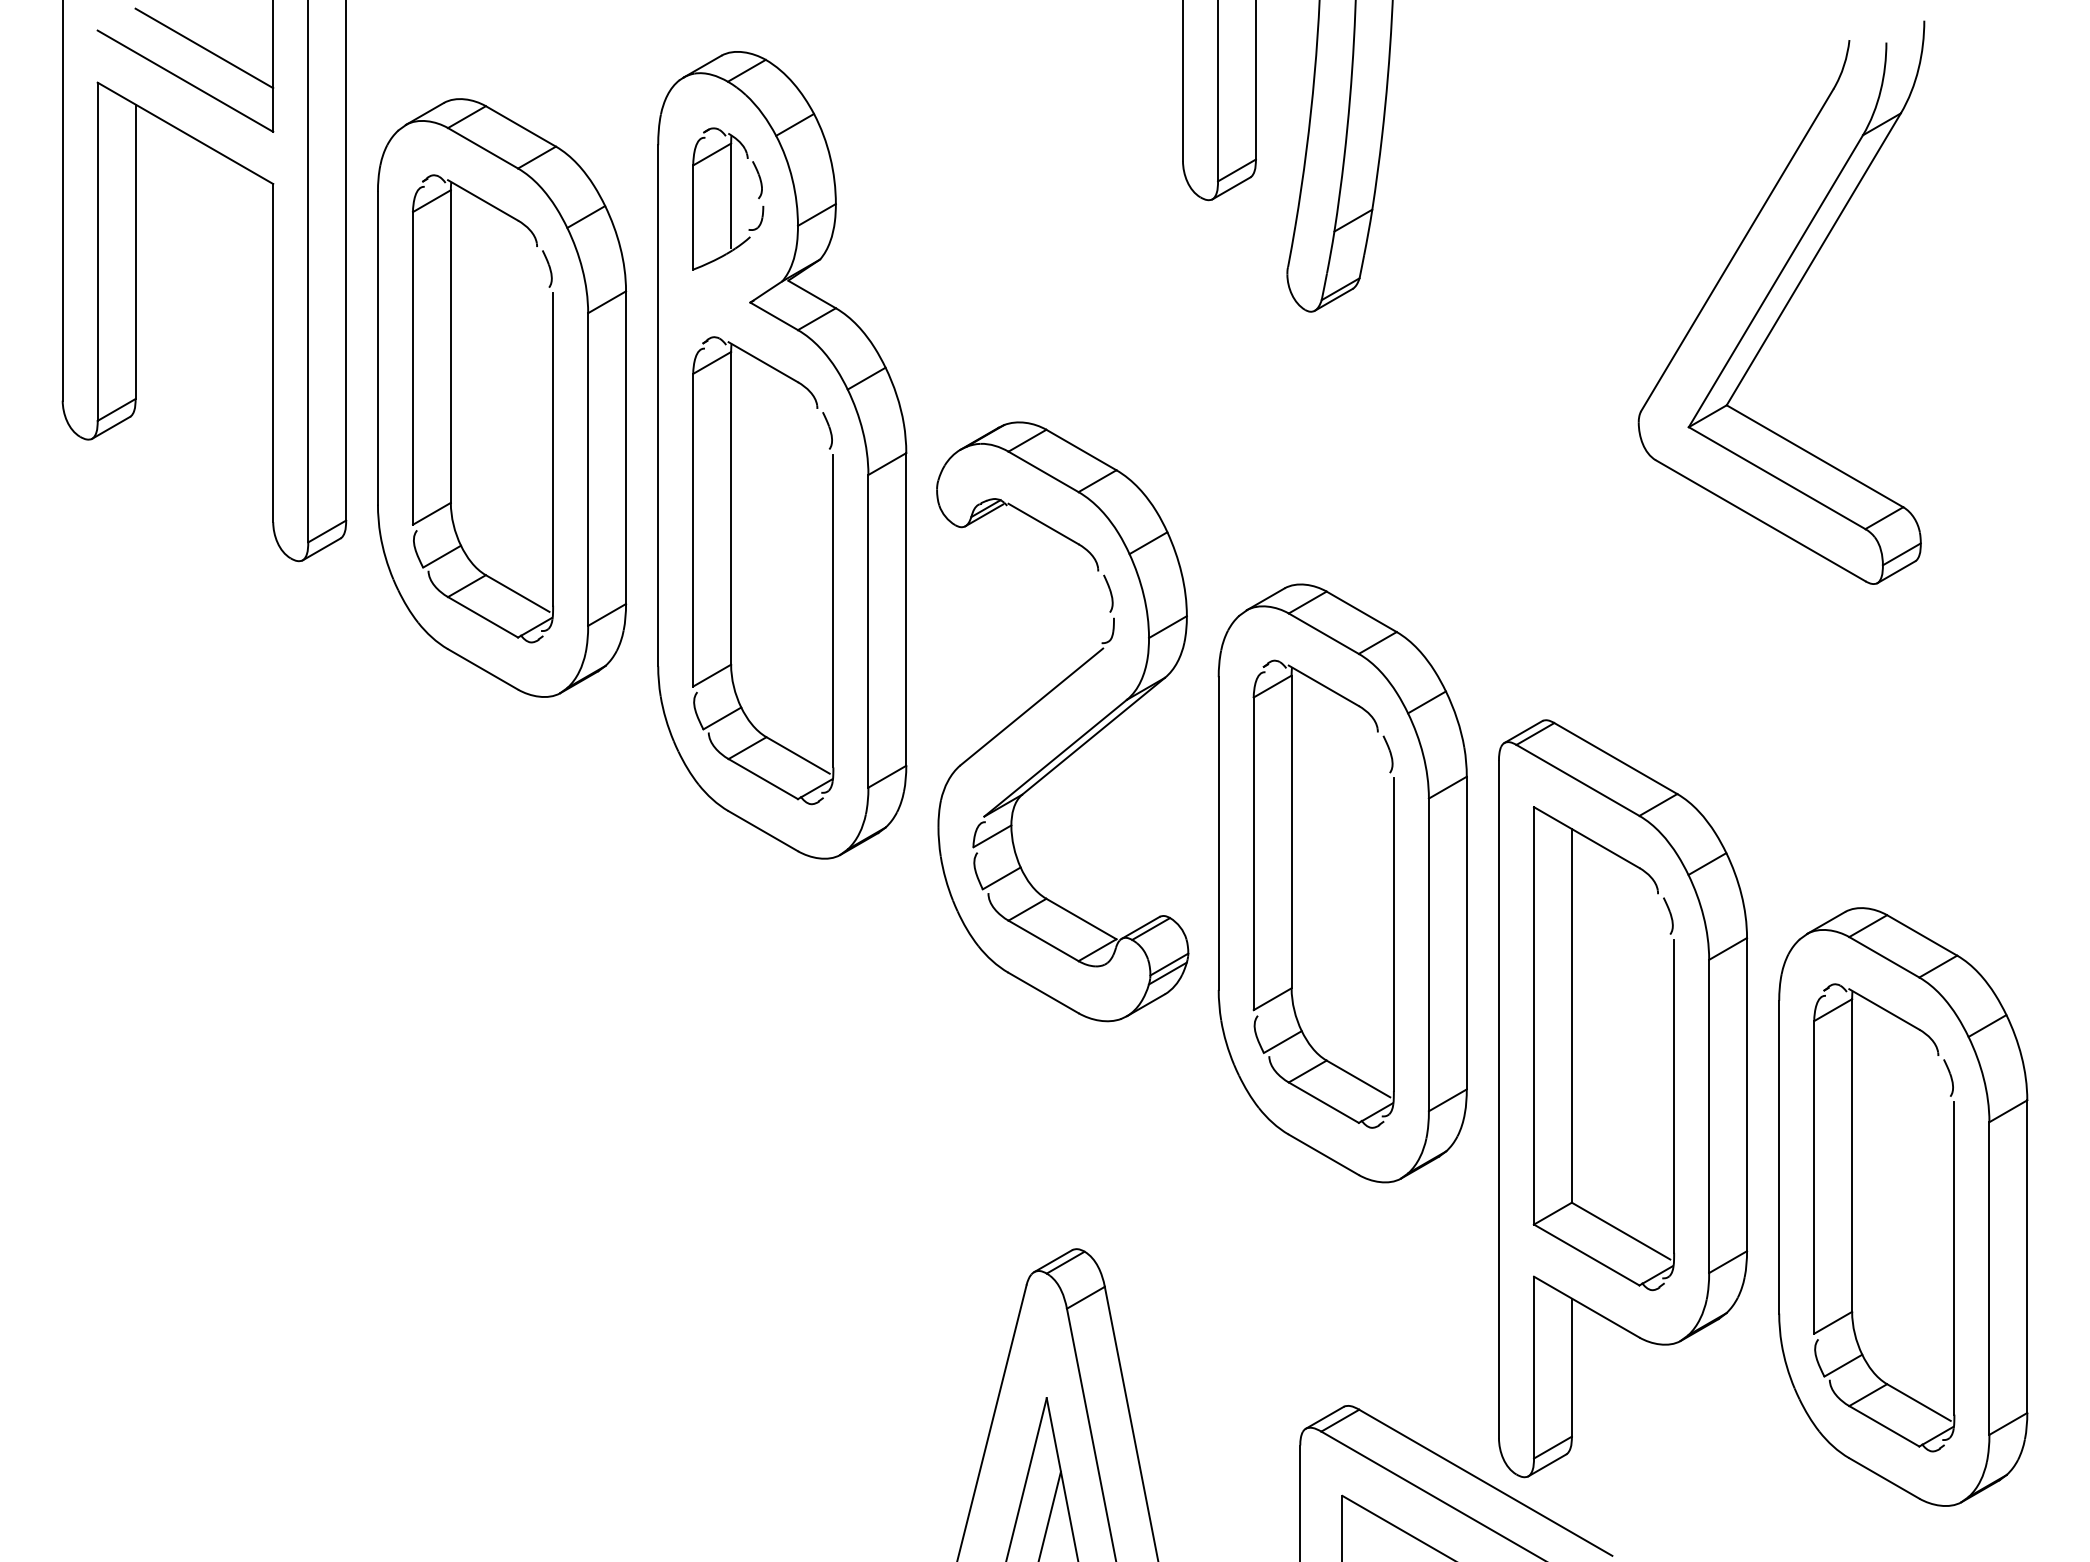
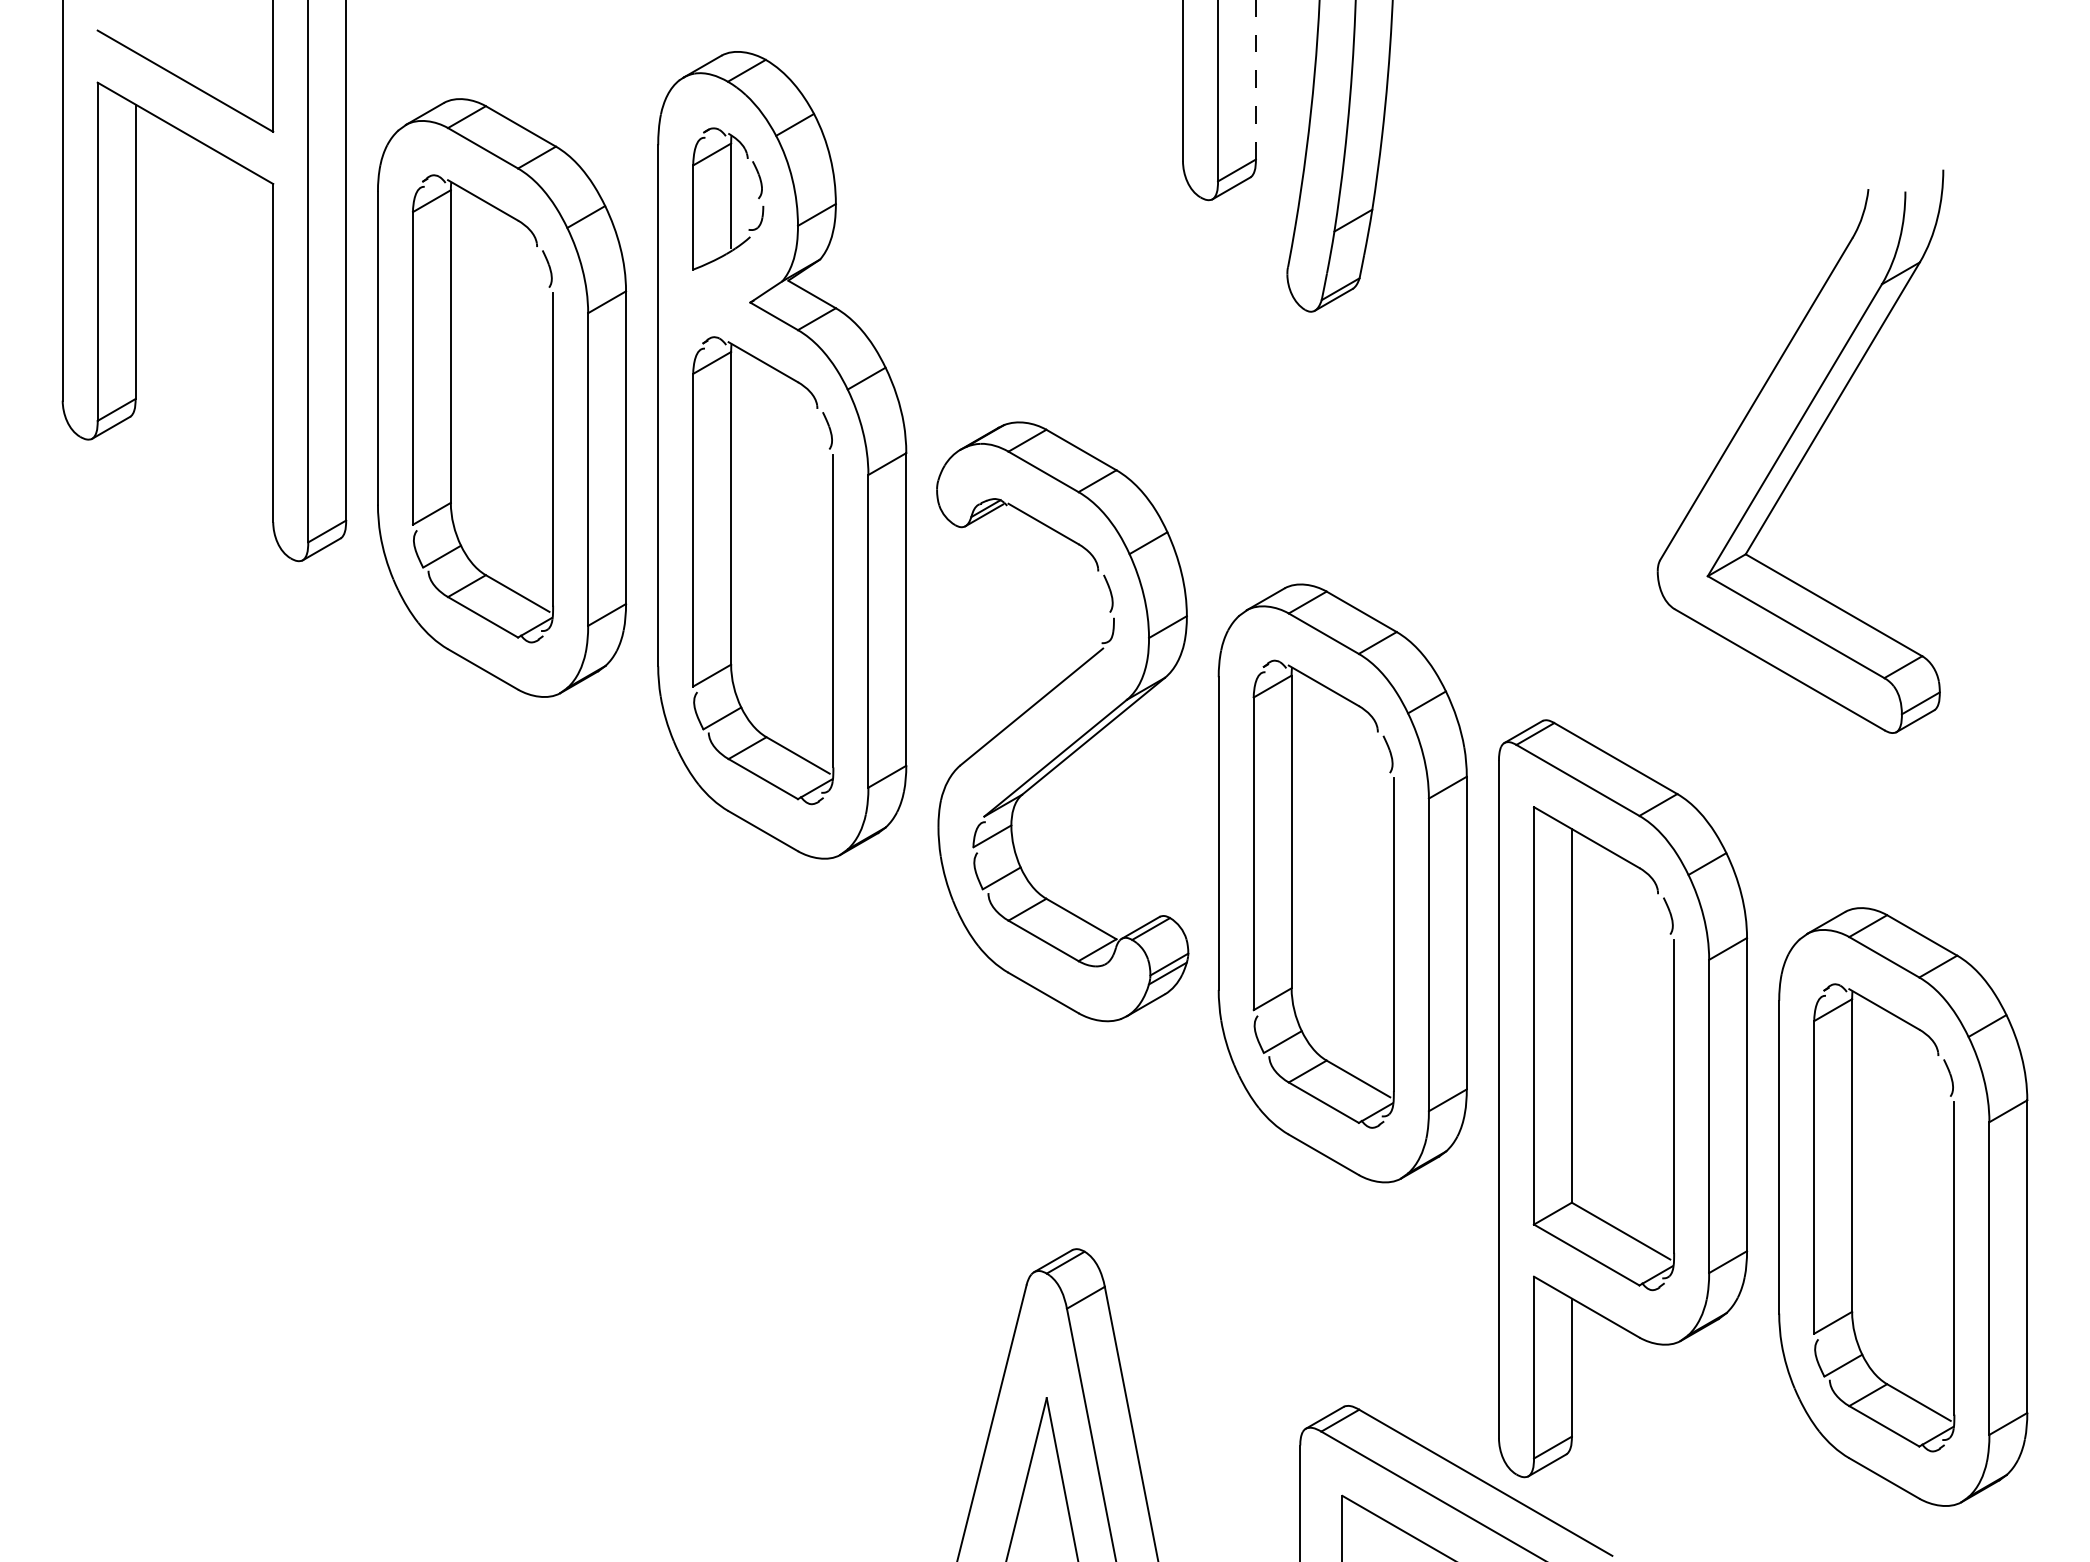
line: present -> none (204, 48)
line: solid -> dashed (1255, 79)
part position: (1781, 302) -> (1800, 451) (1800, 451)
line: present -> none (1049, 1514)
